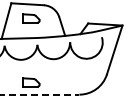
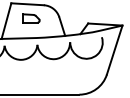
part: present -> none (31, 82)
line: dashed -> solid (40, 94)
